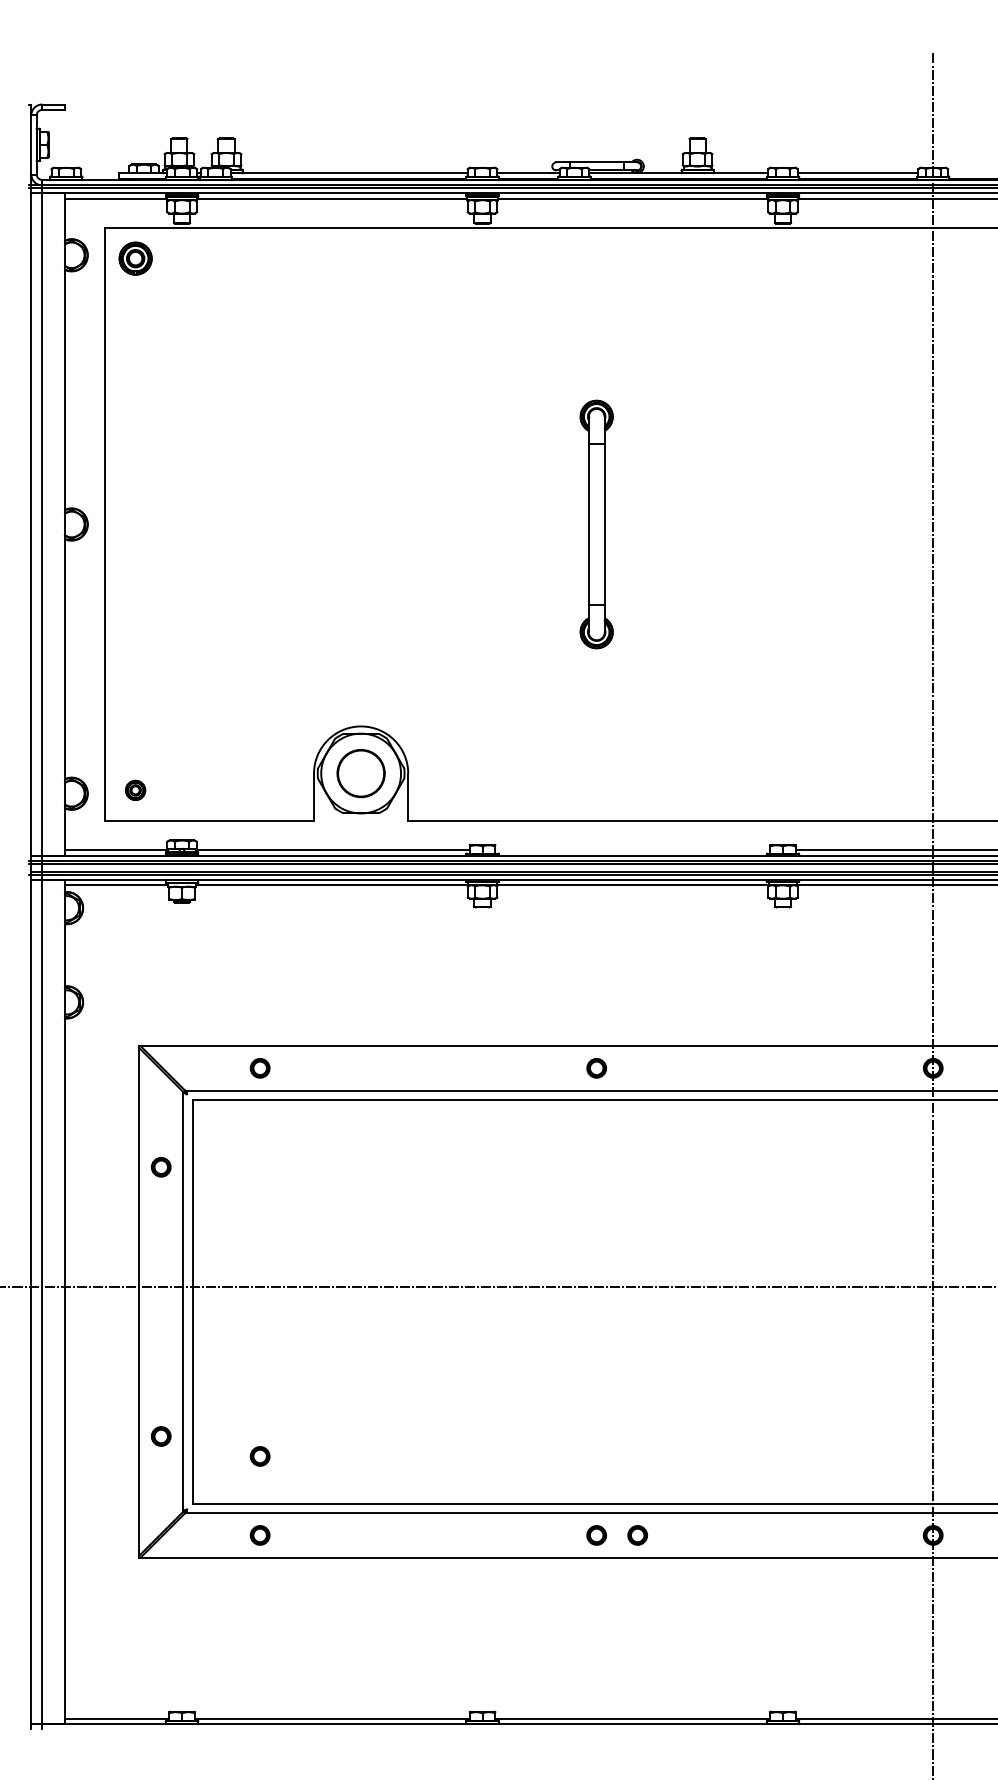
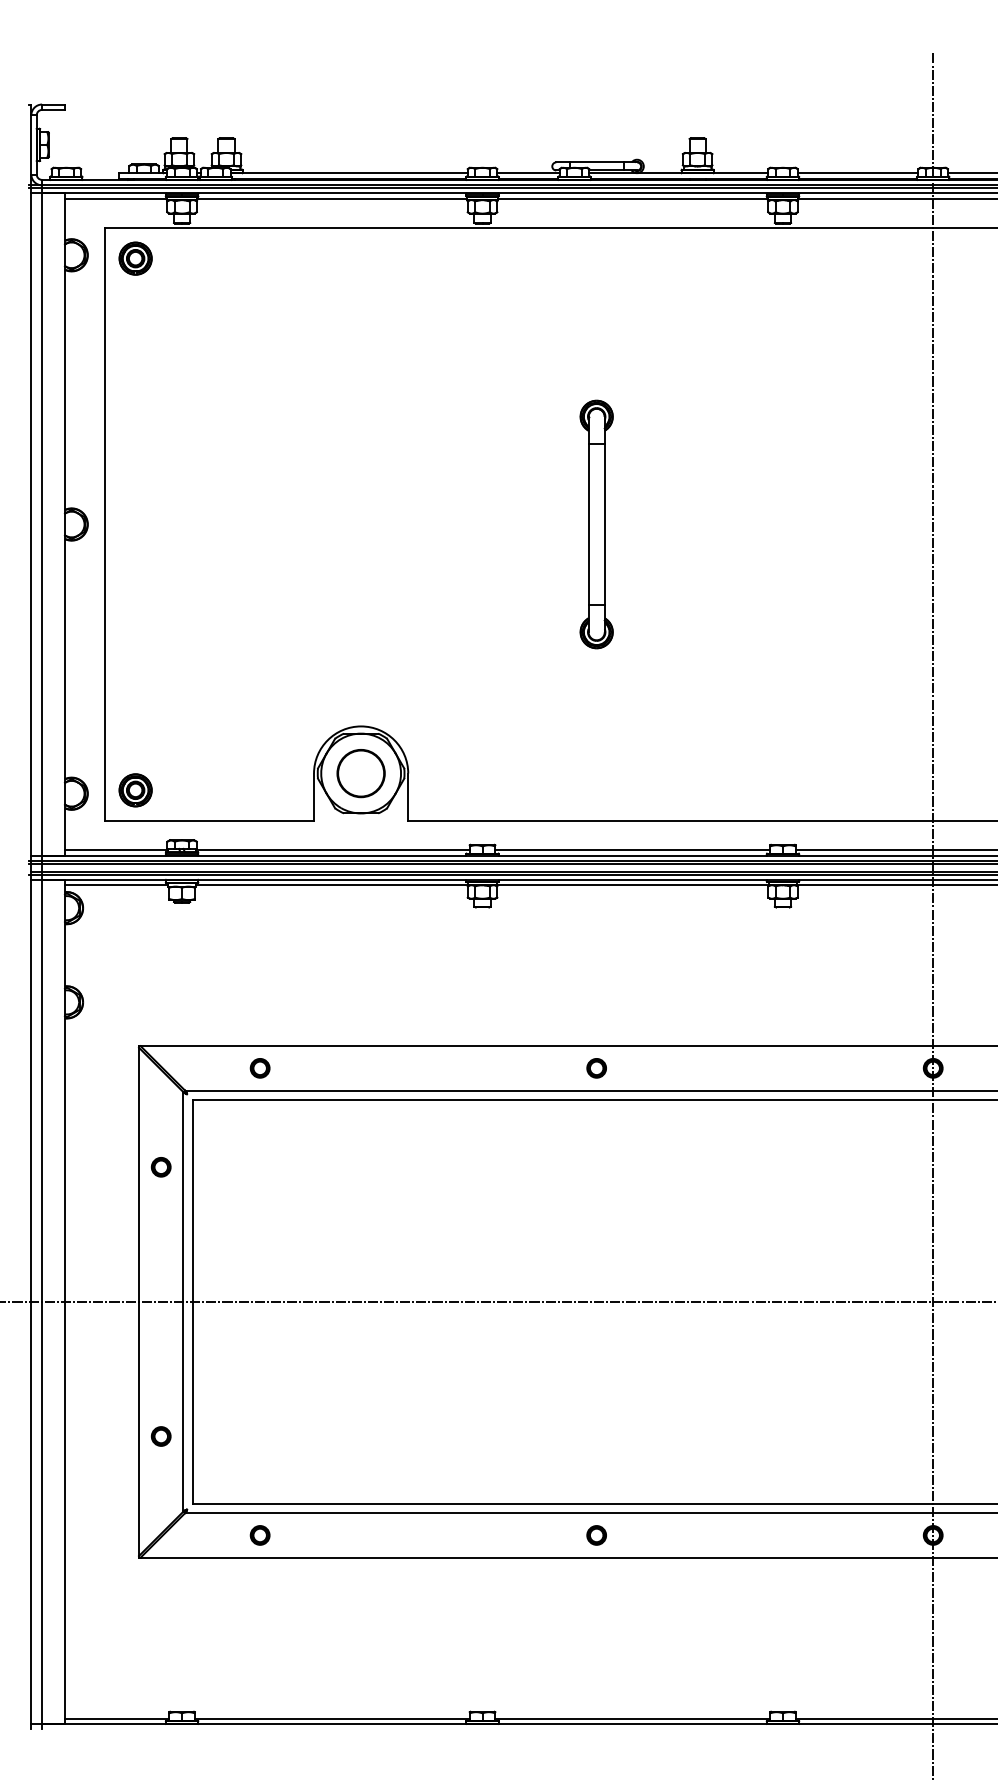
line: none -> present (971, 173)
part size: 22x22 px -> 35x35 px (135, 790)
line: none -> present (632, 850)
line position: (498, 1286) -> (498, 1301) (498, 1301)
part: present -> none (259, 1456)
part: present -> none (637, 1535)
